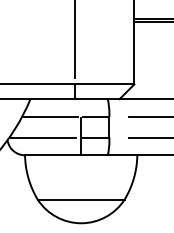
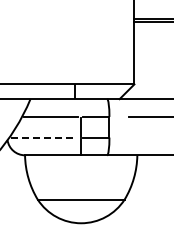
line: present -> none (75, 40)
line: solid -> dashed (43, 137)
line: present -> none (149, 137)
